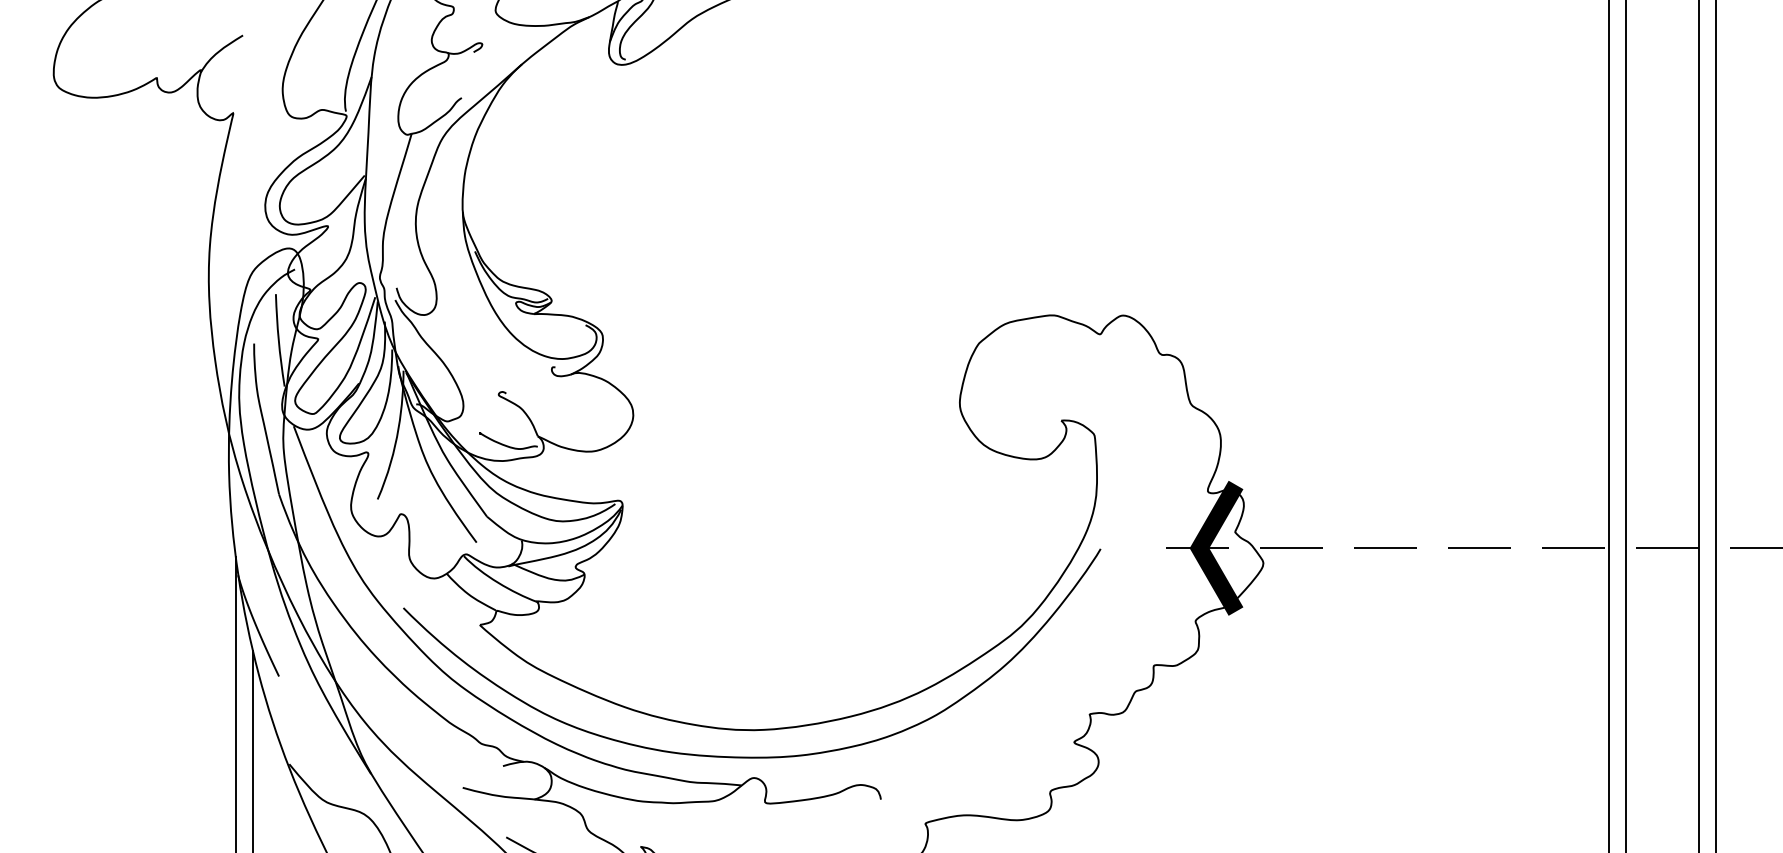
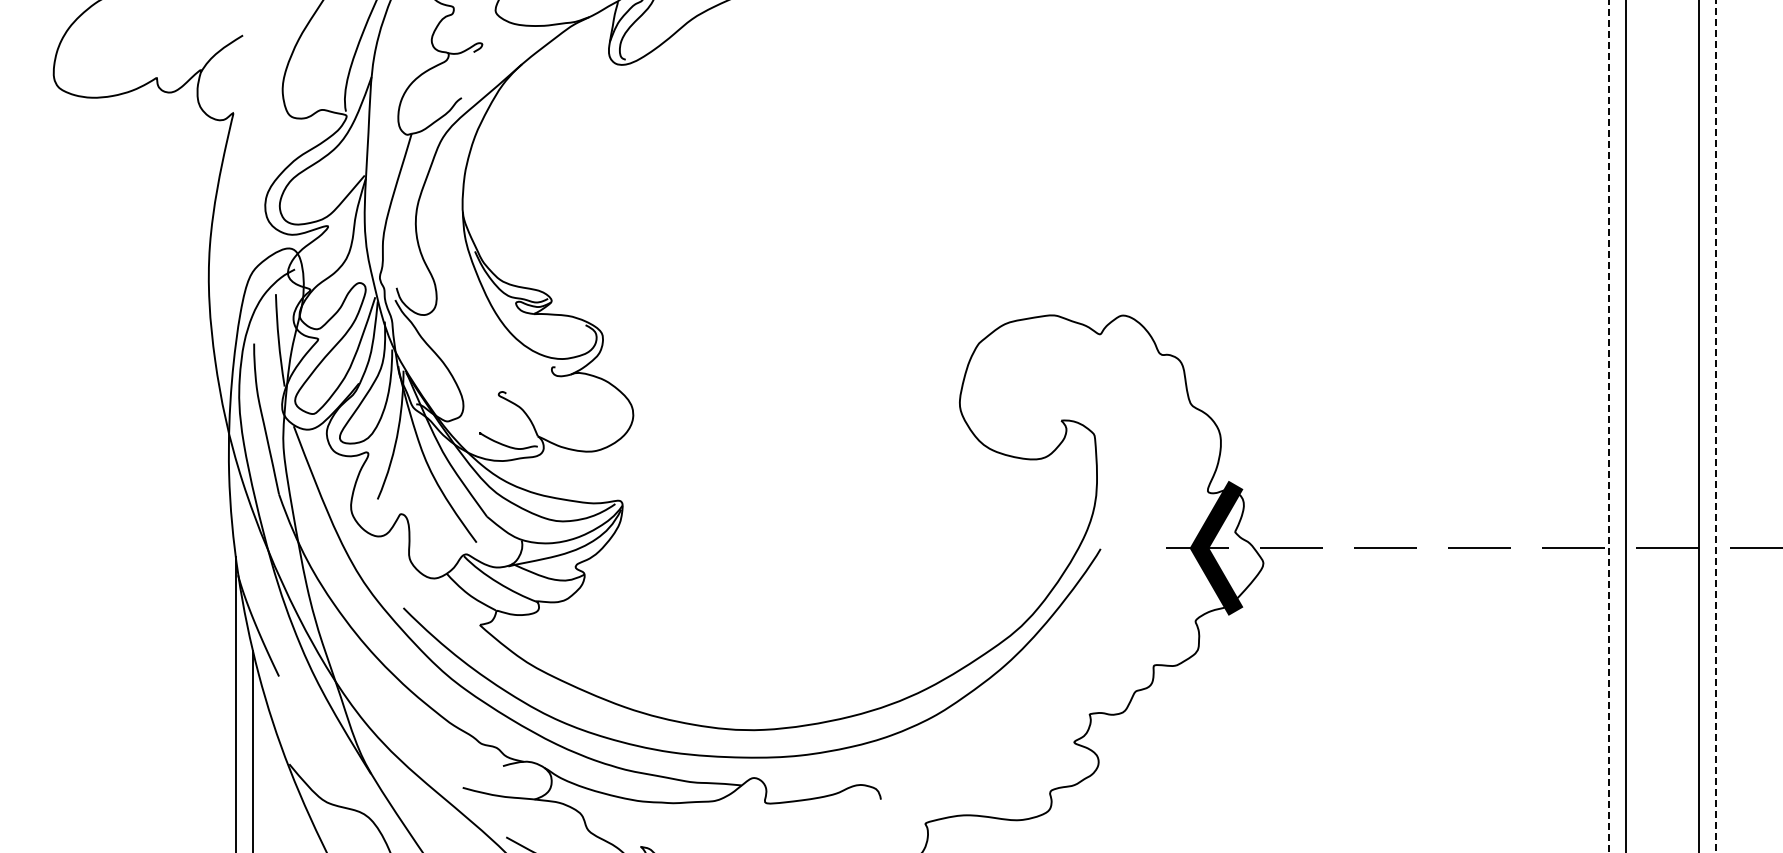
line: solid -> dashed (1608, 426)
line: solid -> dashed (1715, 427)
